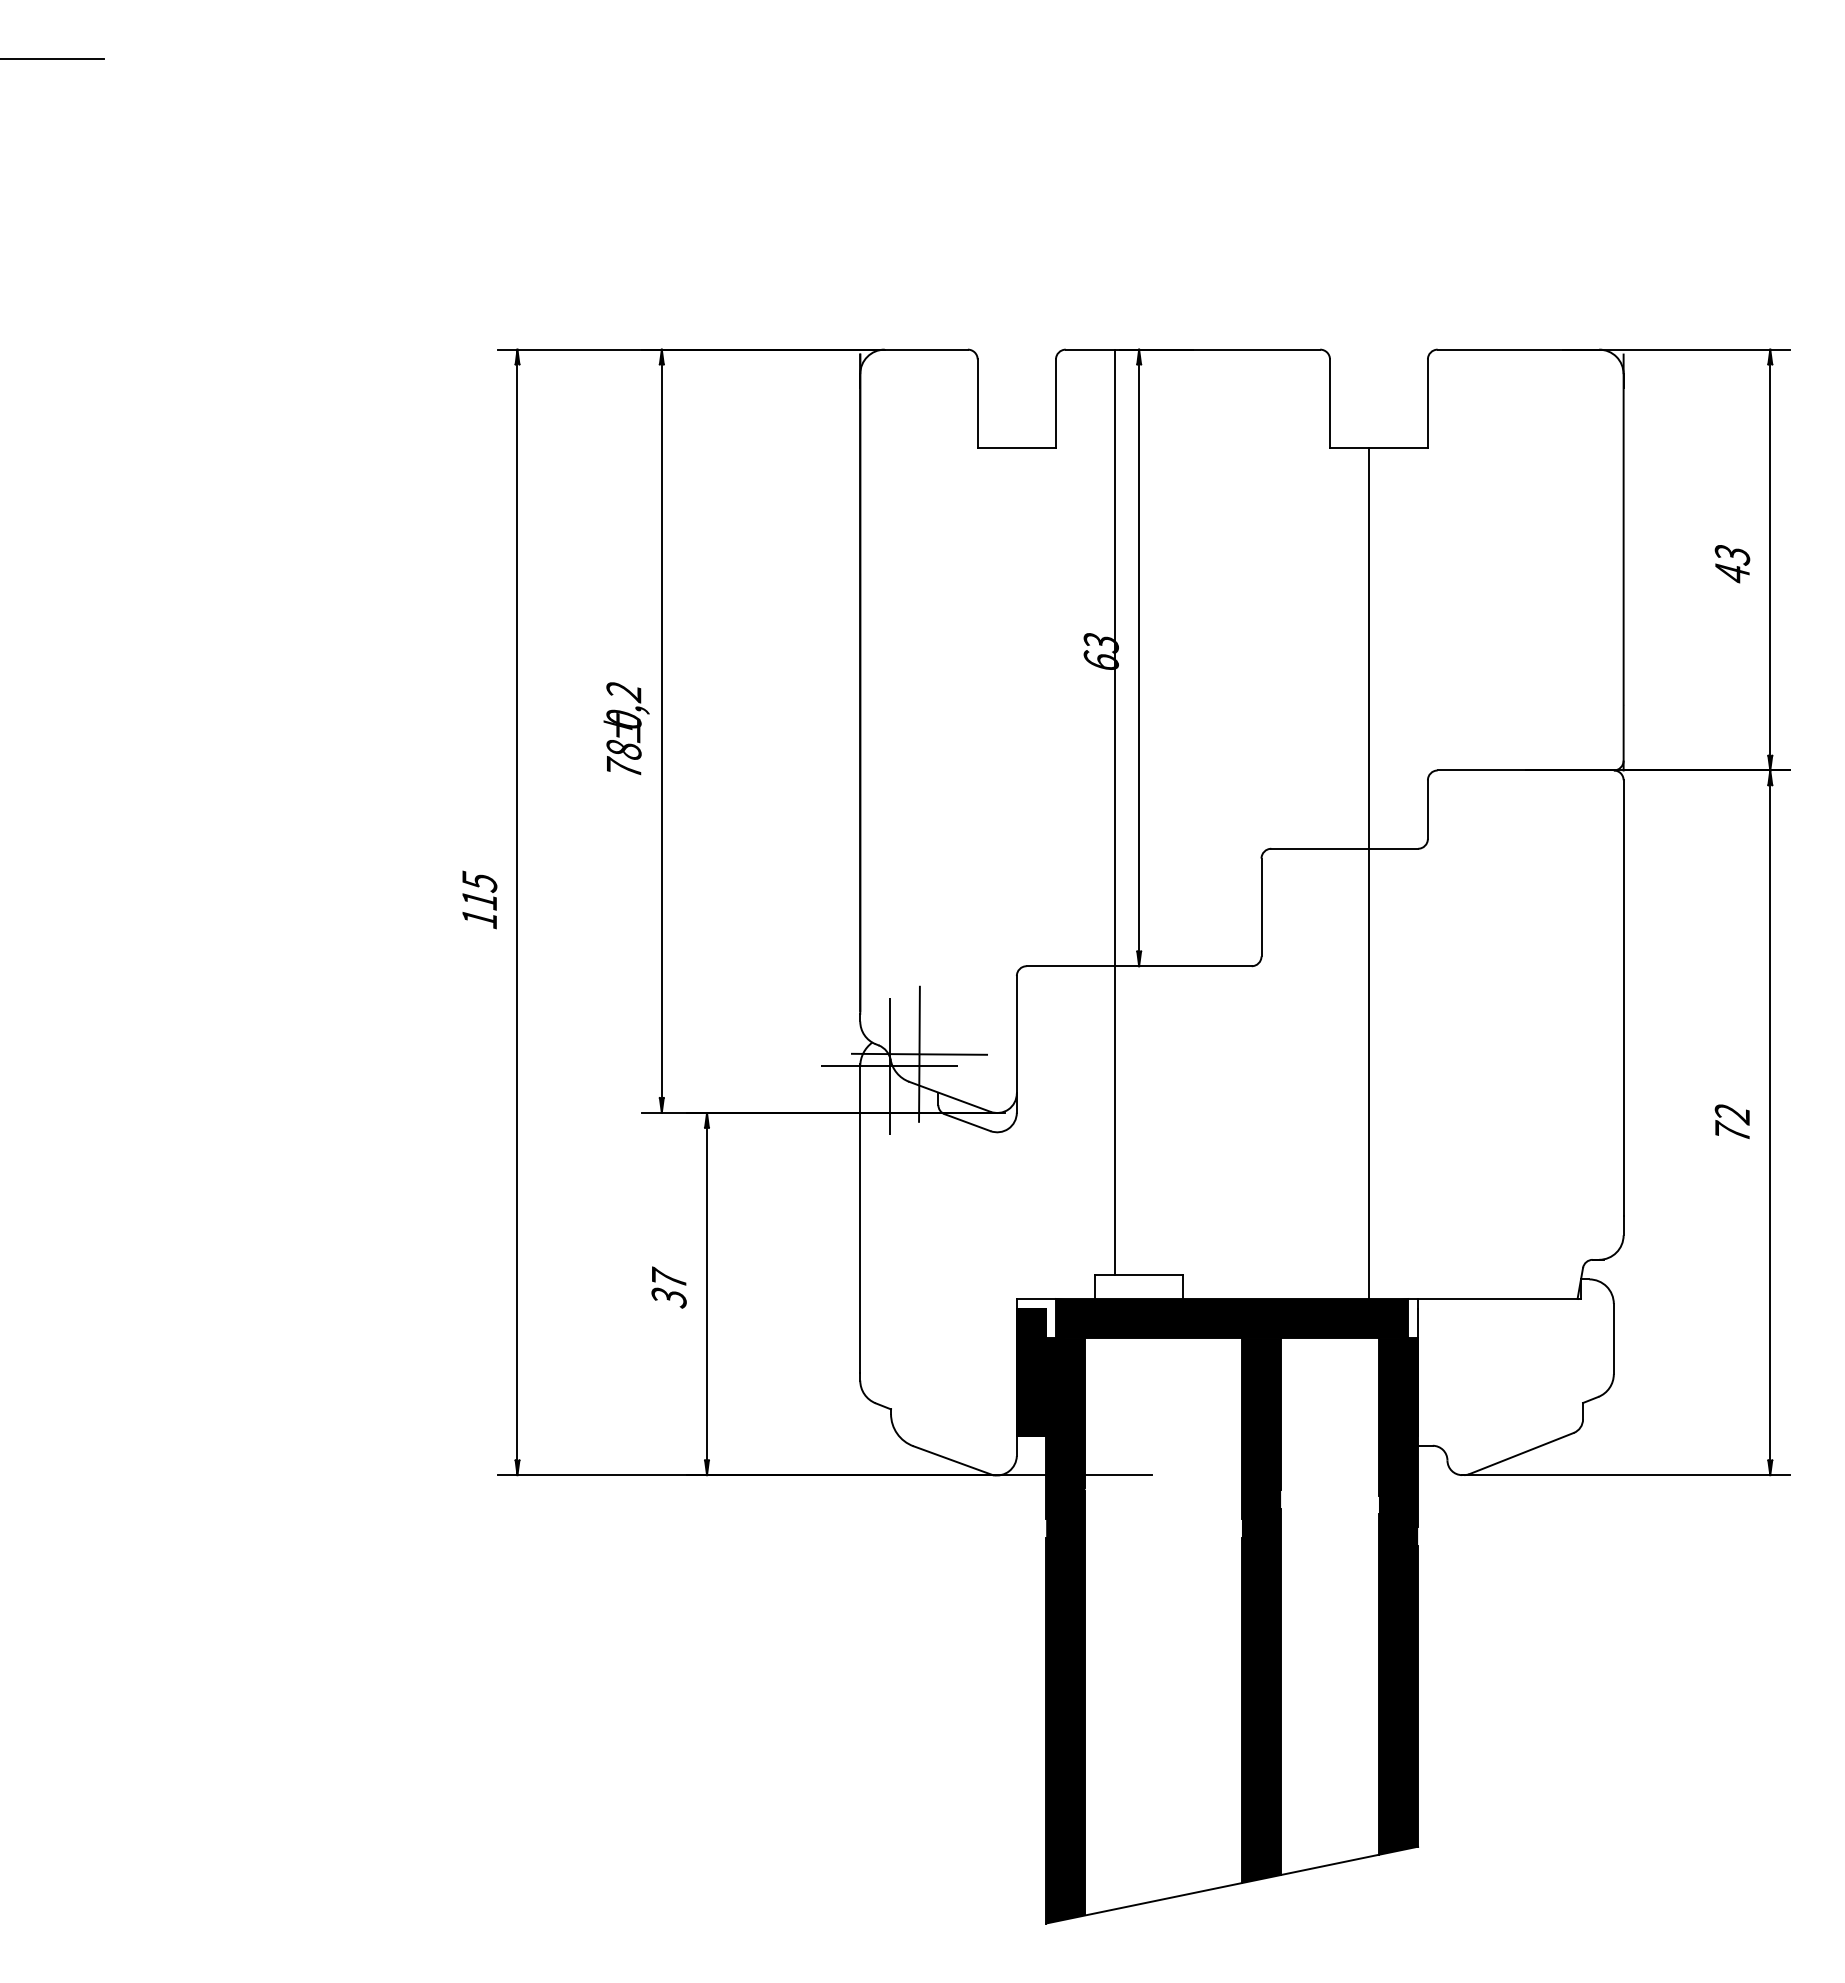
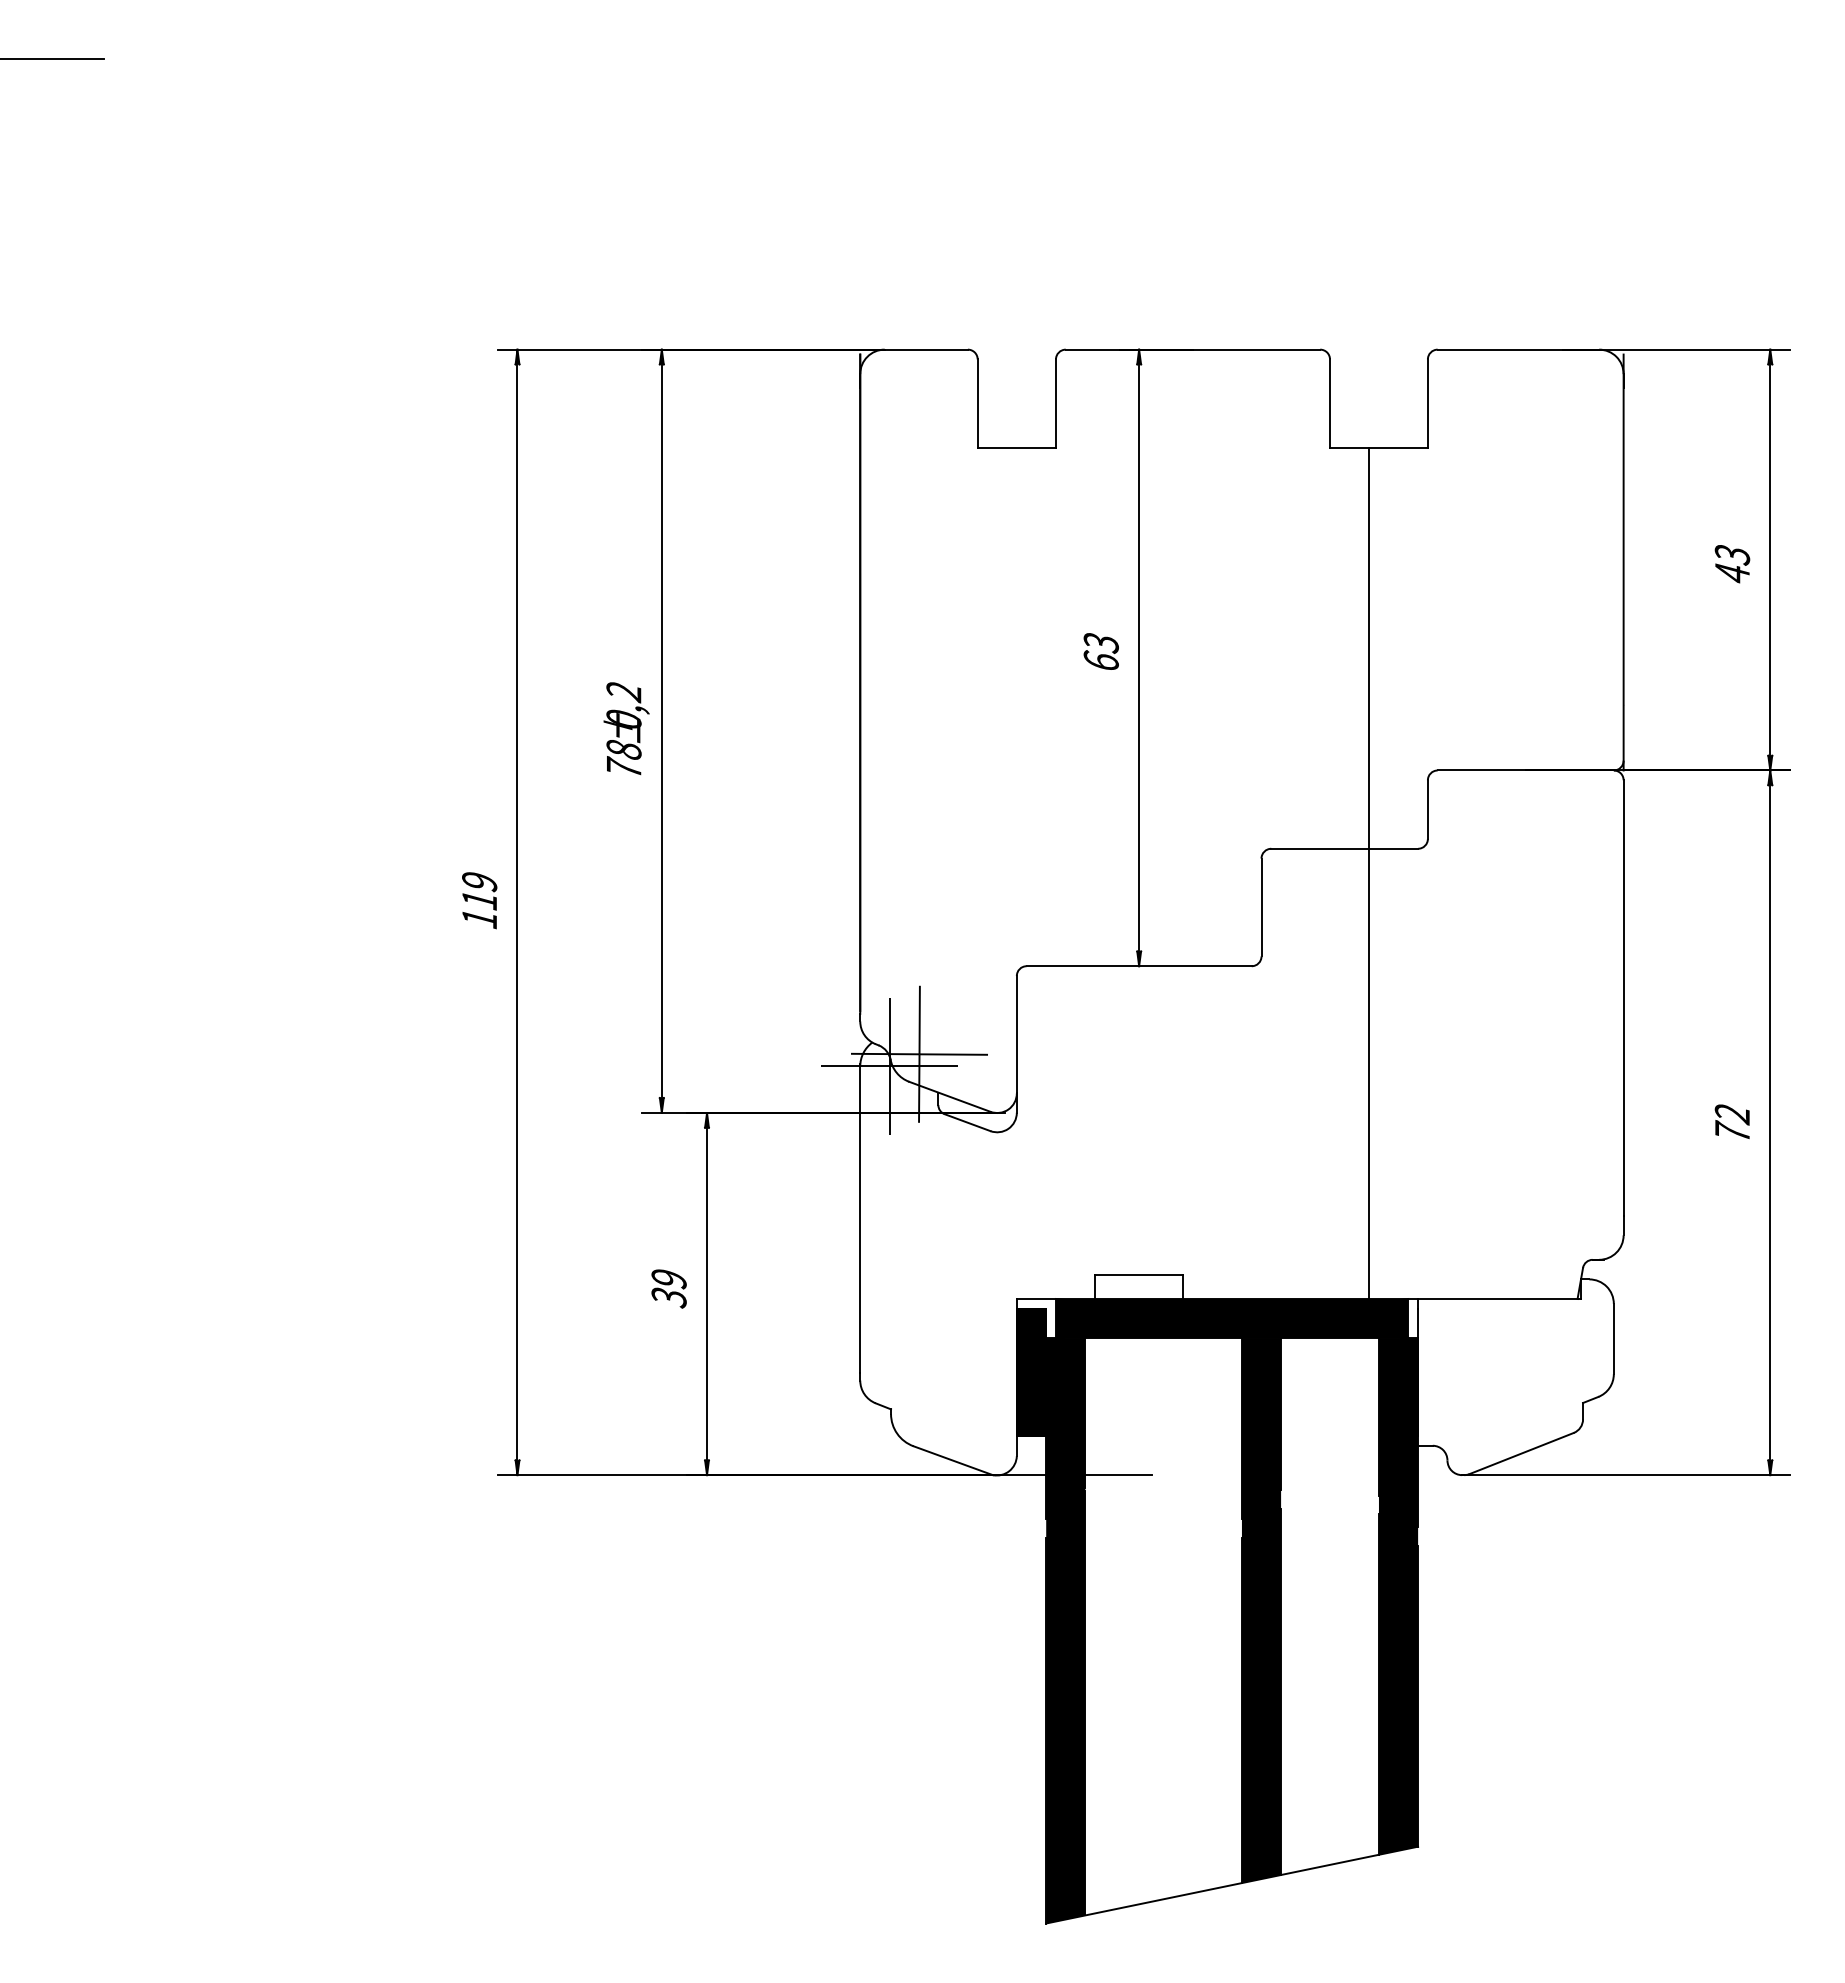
line: present -> none (1114, 811)
text: 115 -> 119 (479, 881)
text: 37 -> 39 (668, 1277)
